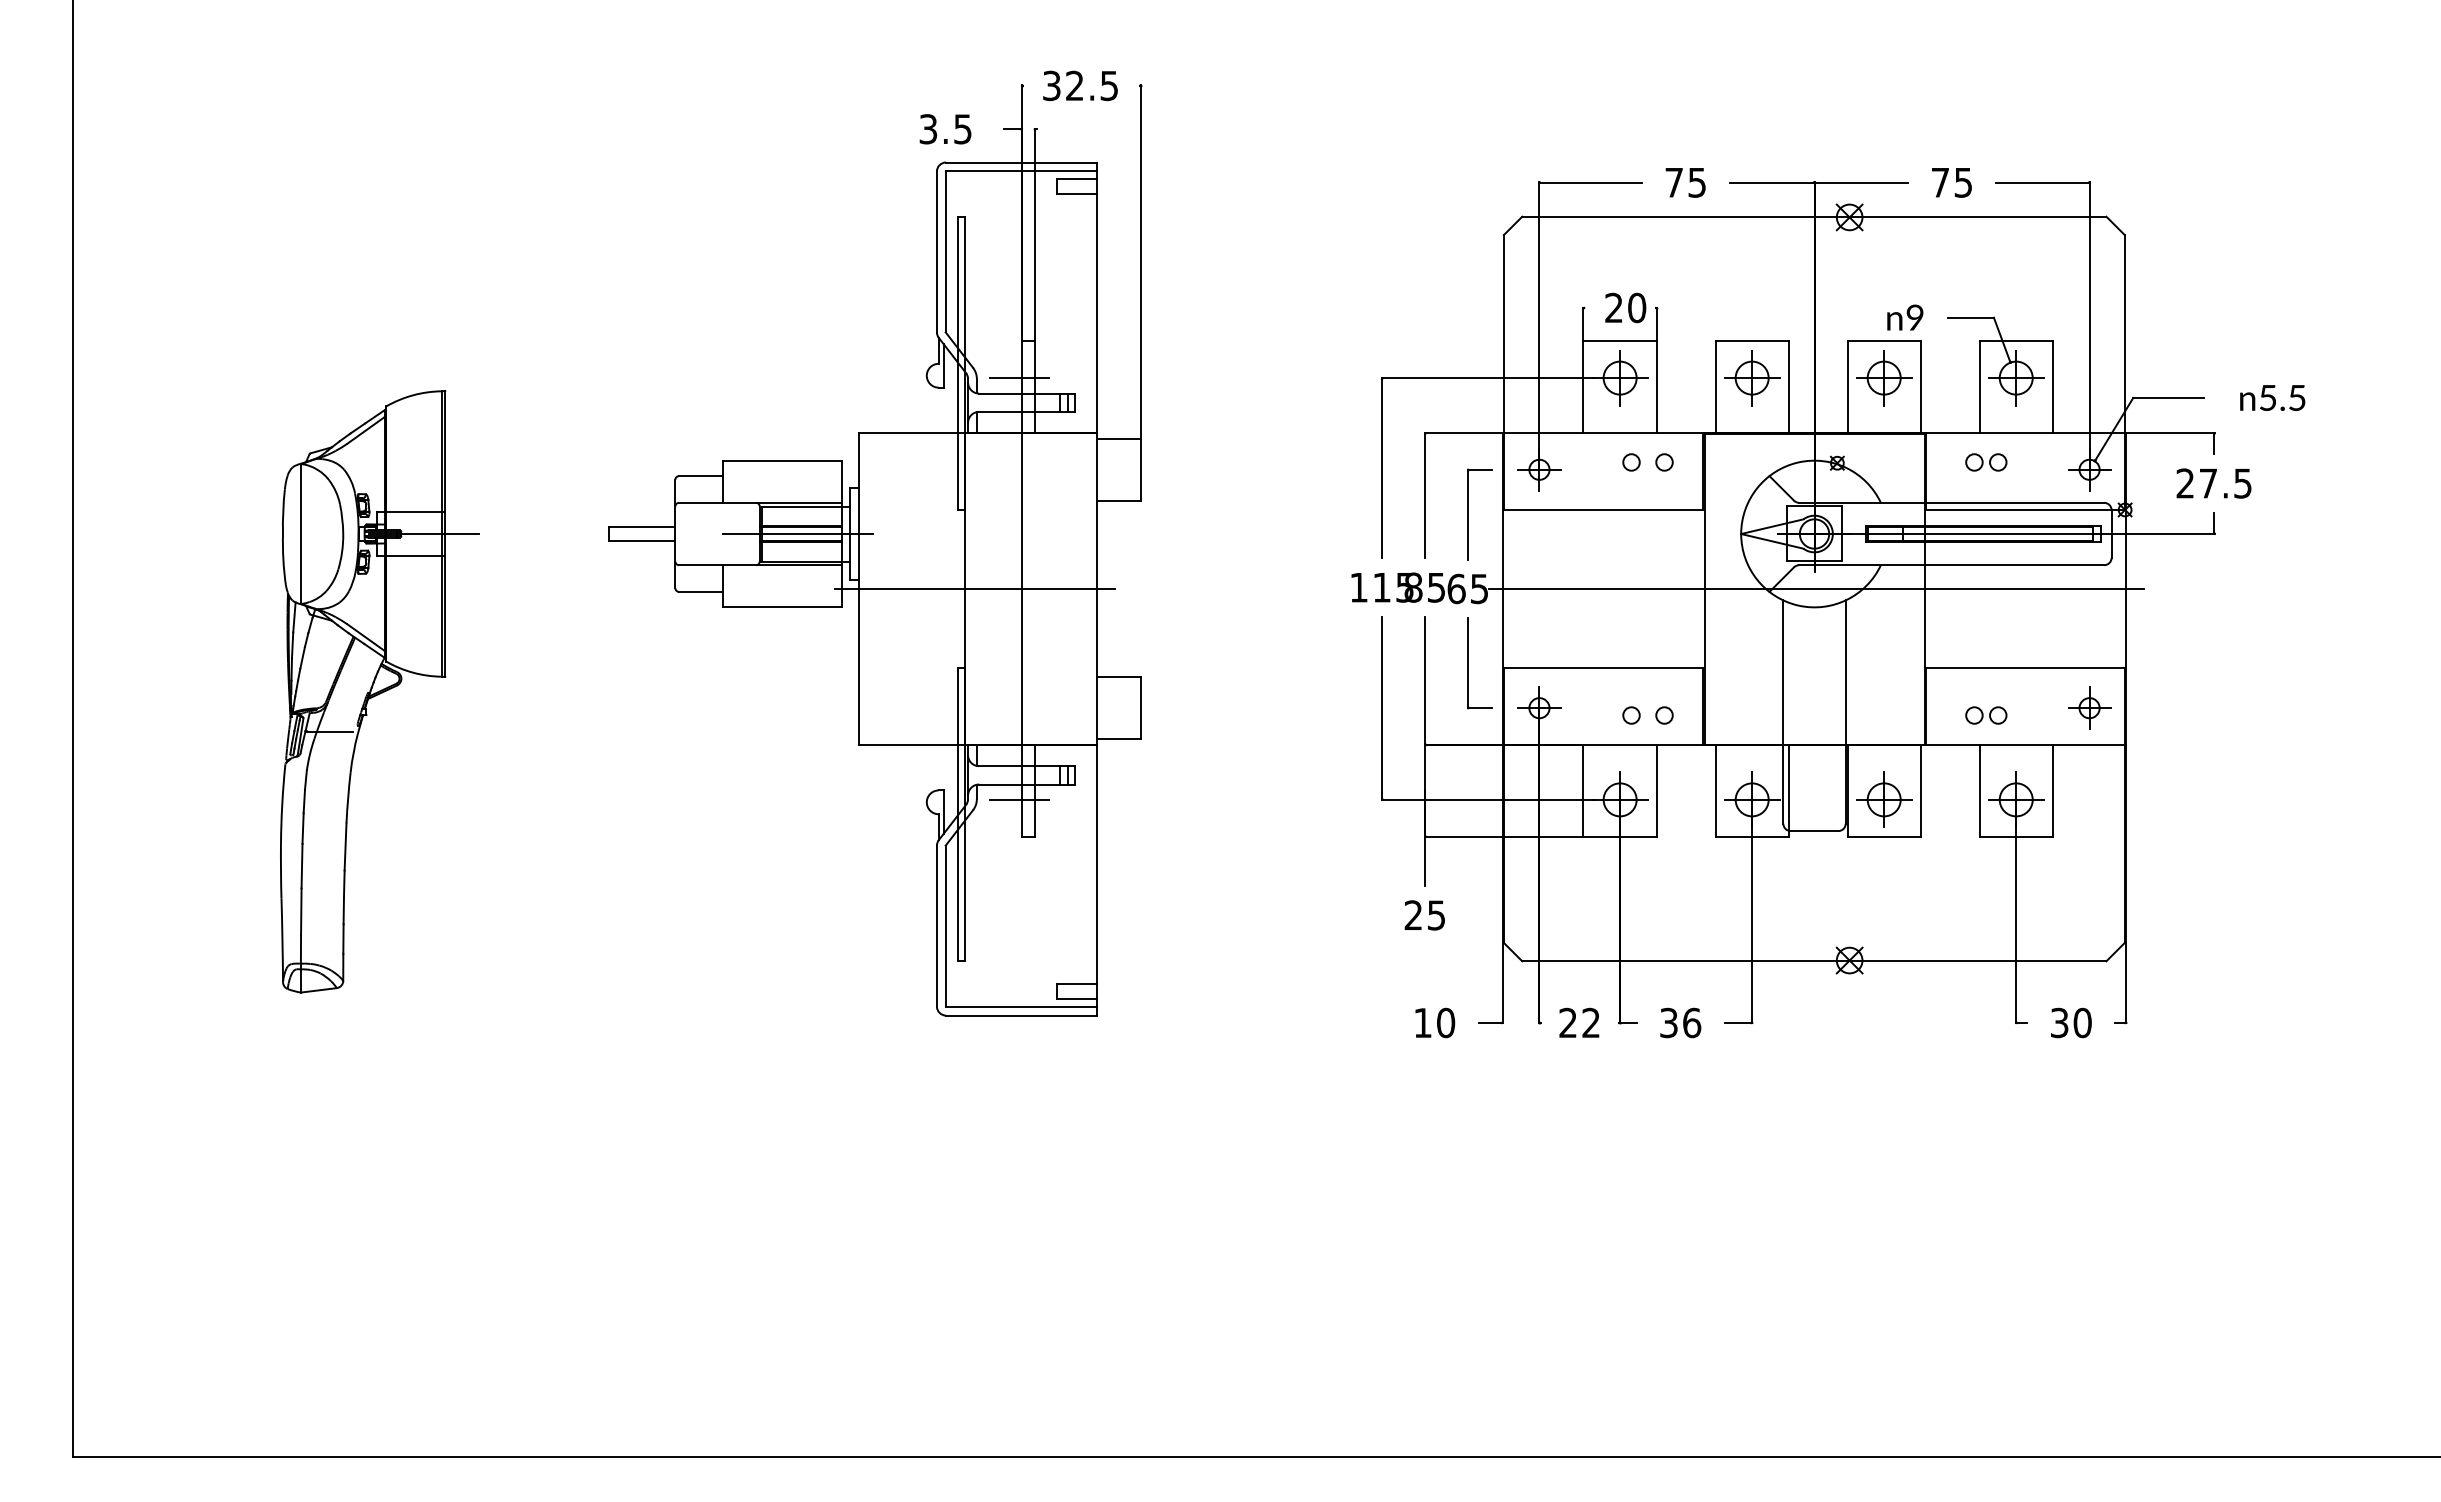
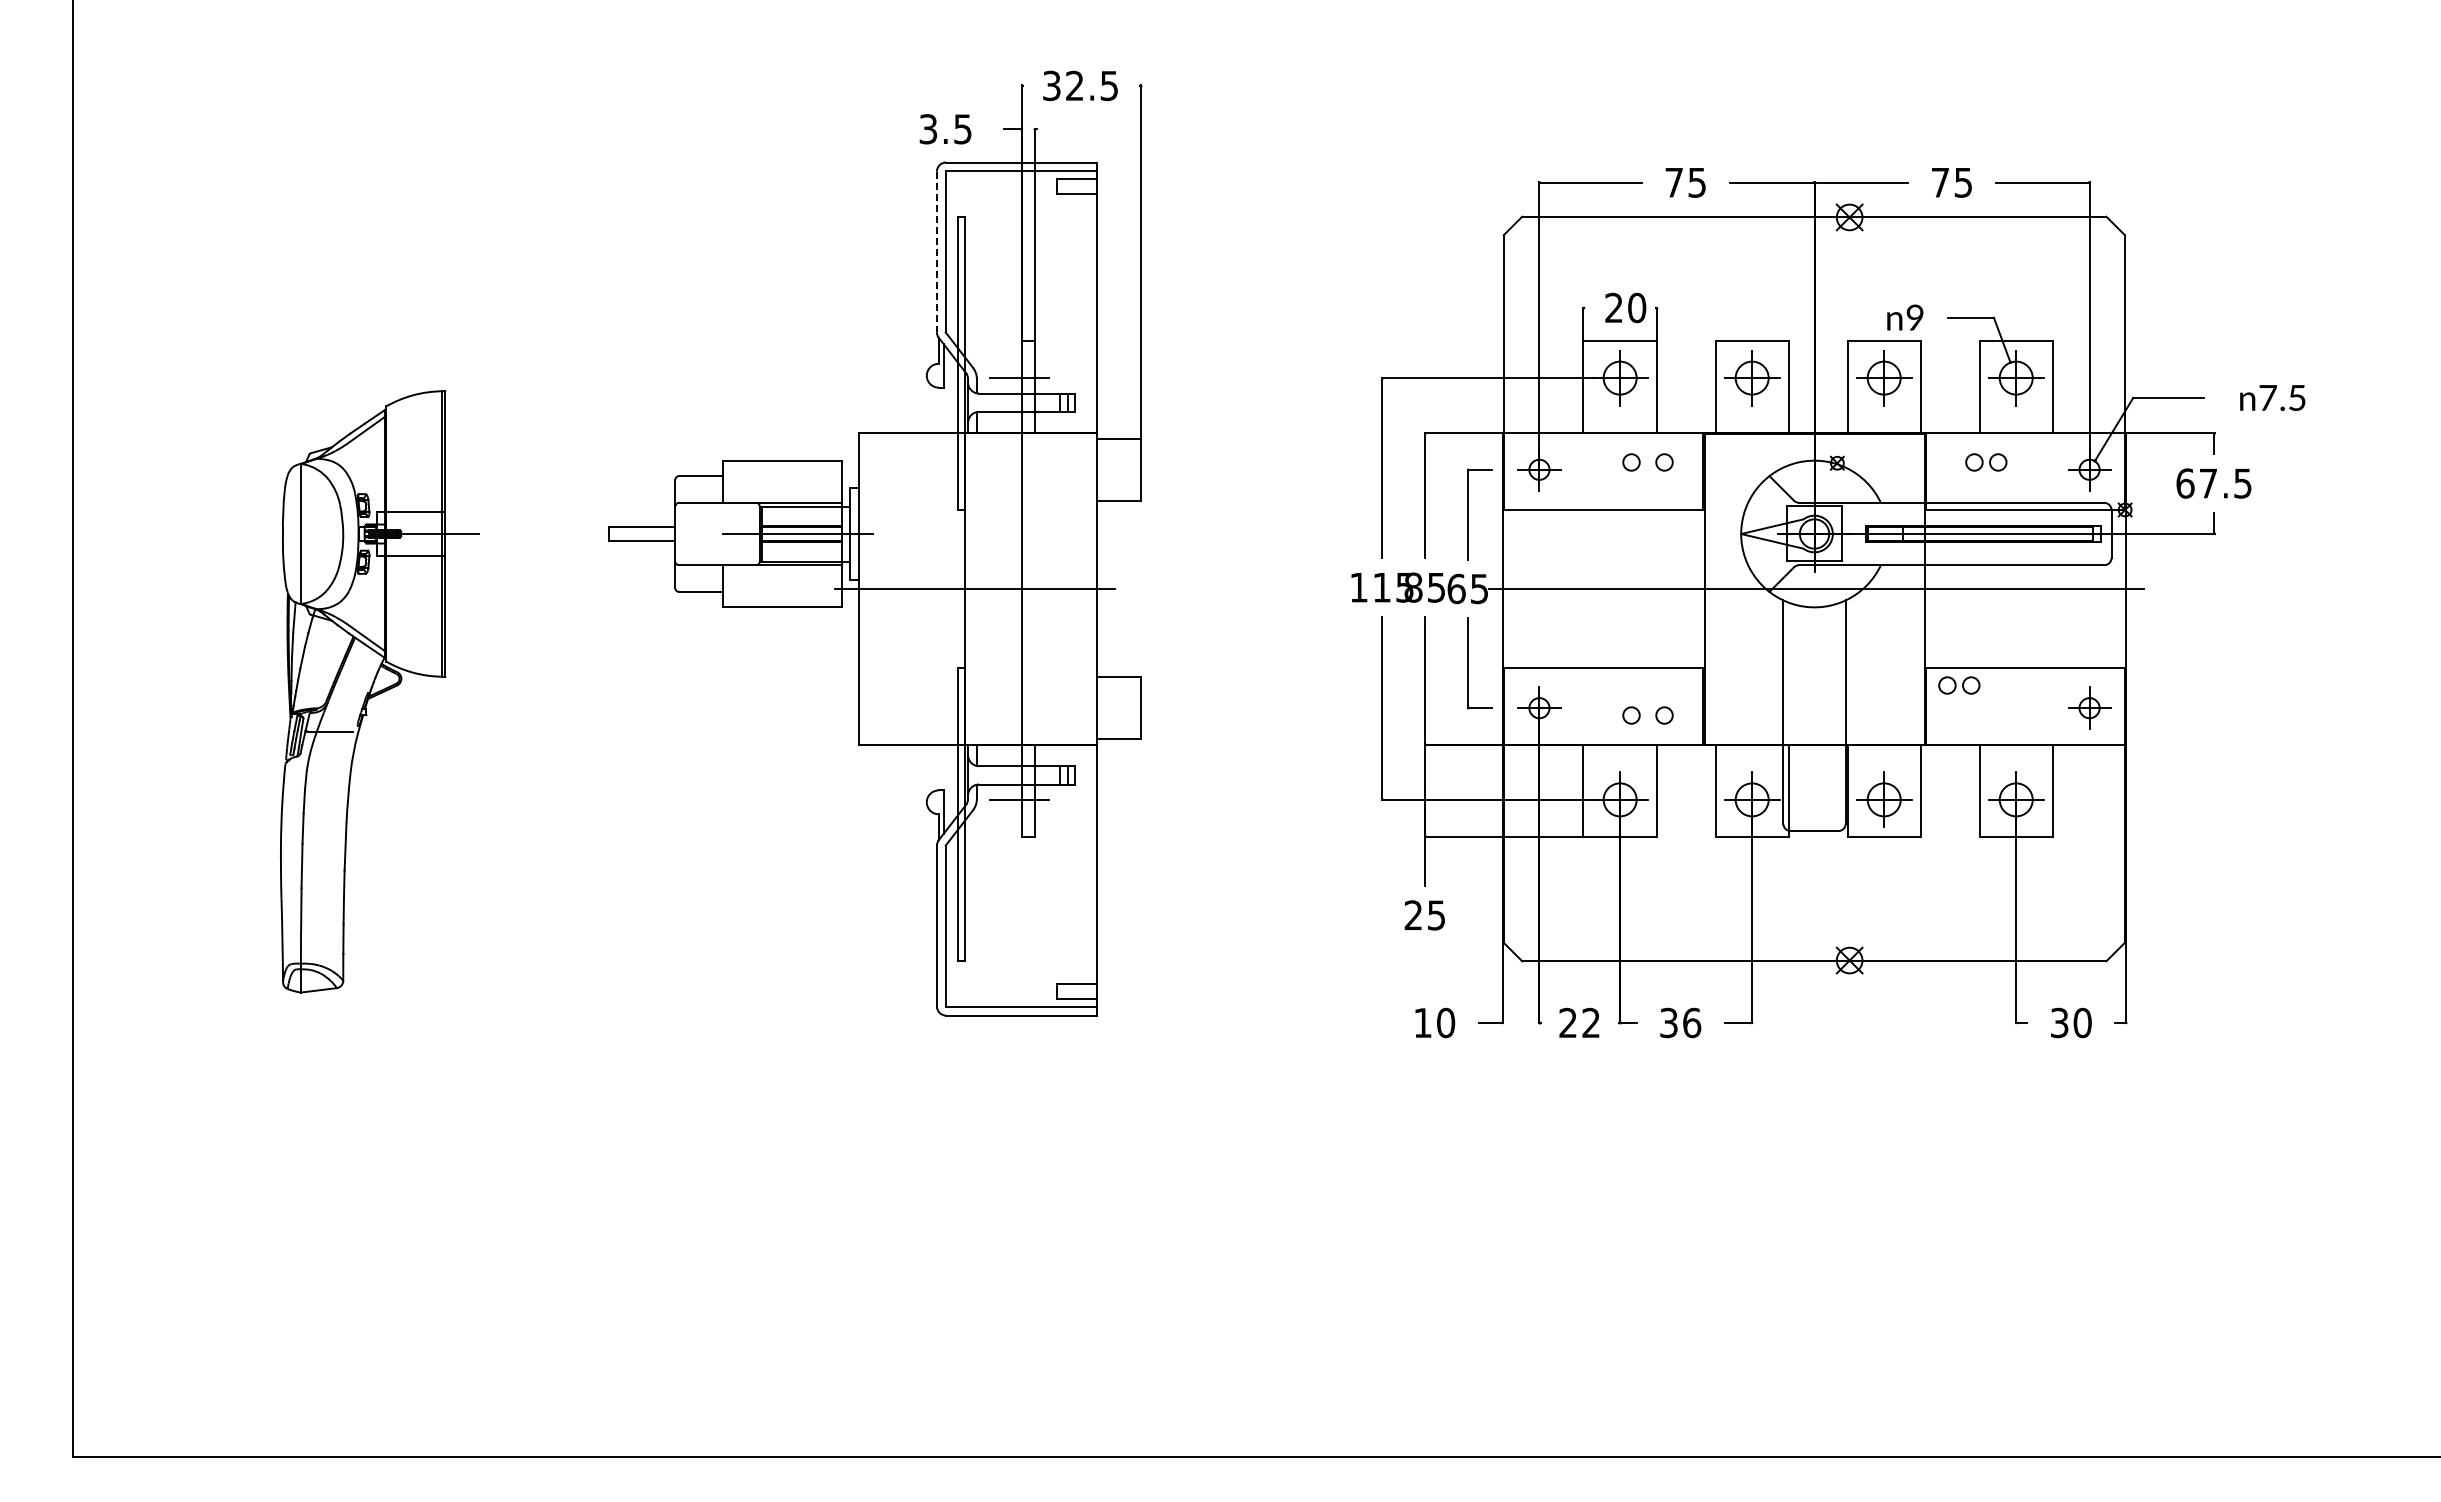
line: solid -> dashed (936, 252)
text: 5.5 -> 7.5 (2267, 397)
text: 27.5 -> 67.5 (2185, 483)
part position: (1986, 715) -> (1959, 685) (1959, 685)
